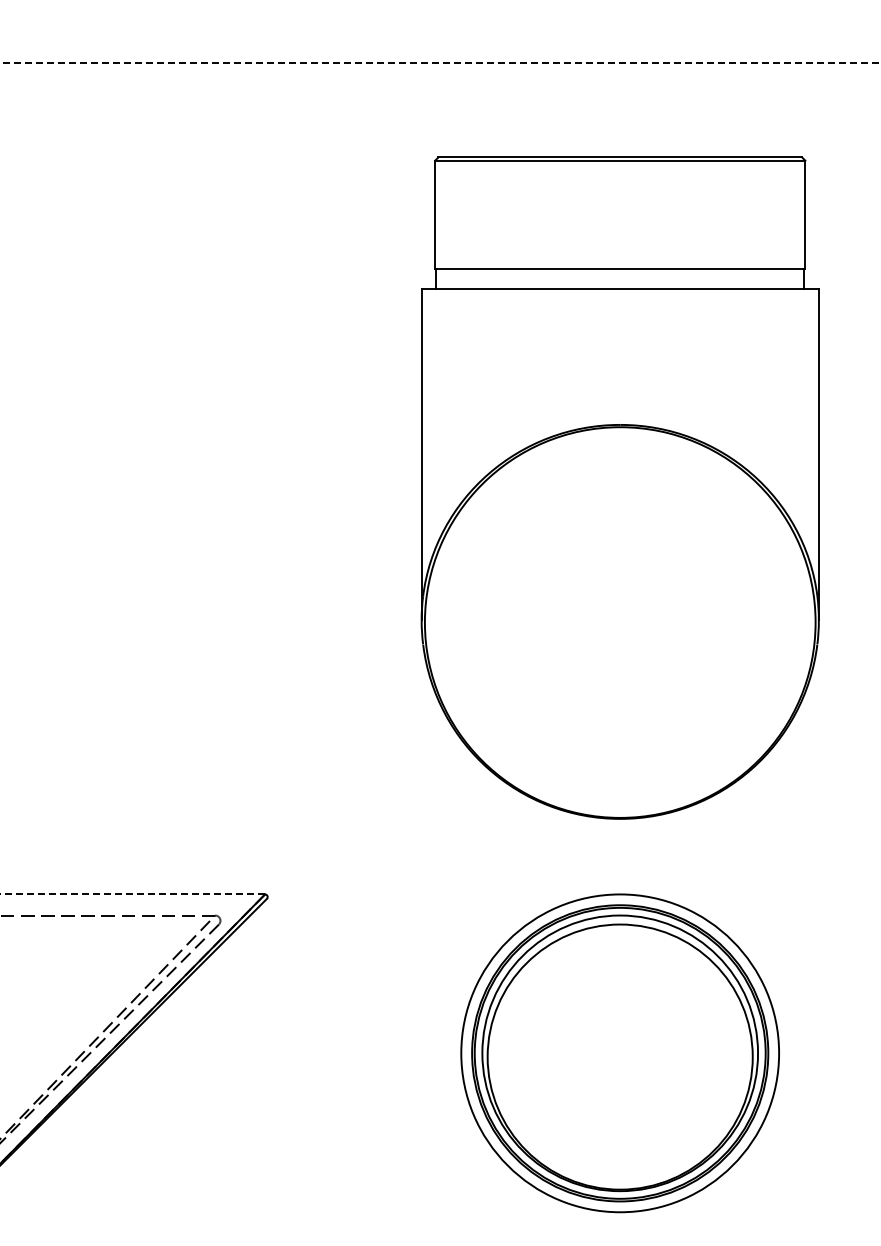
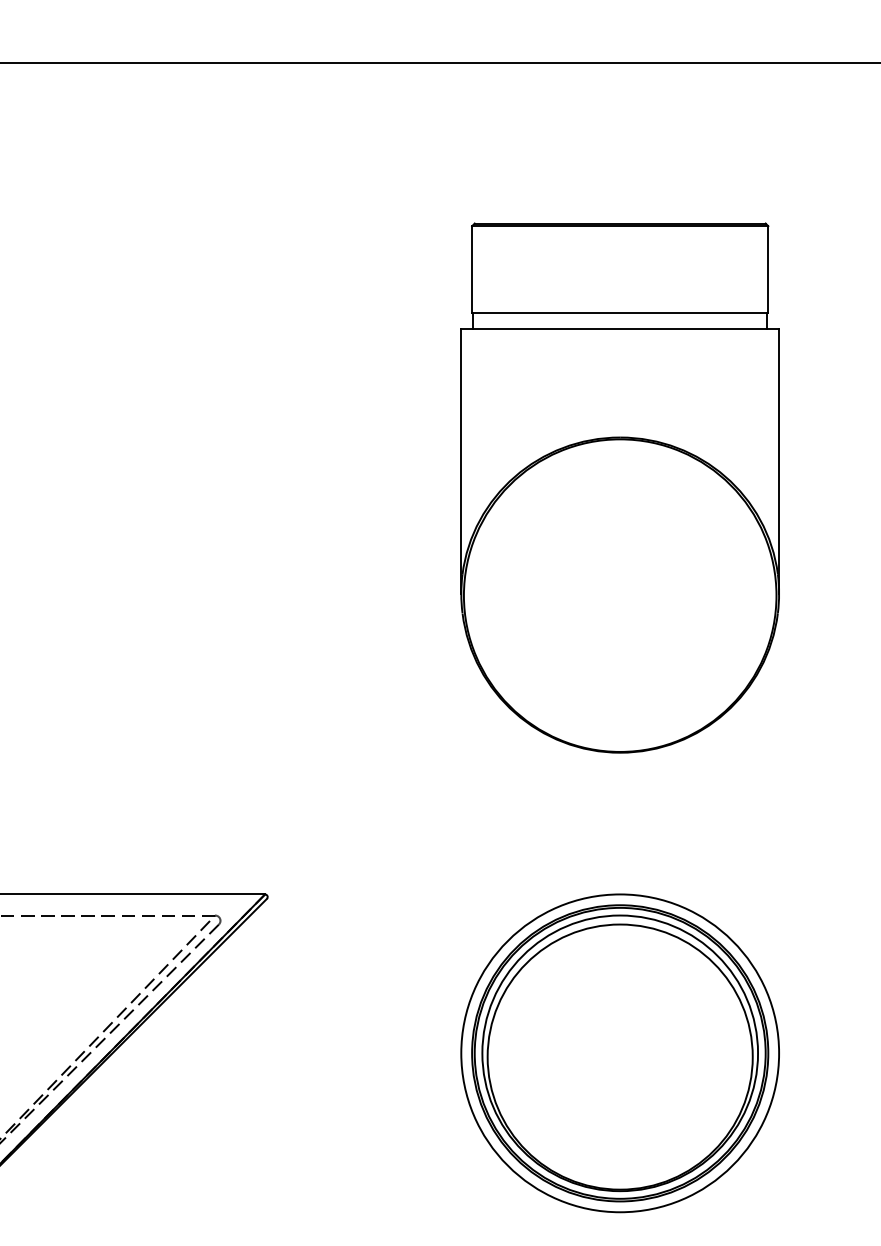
line: dashed -> solid (440, 63)
part size: 400x664 px -> 320x532 px (619, 487)
line: dashed -> solid (132, 894)
